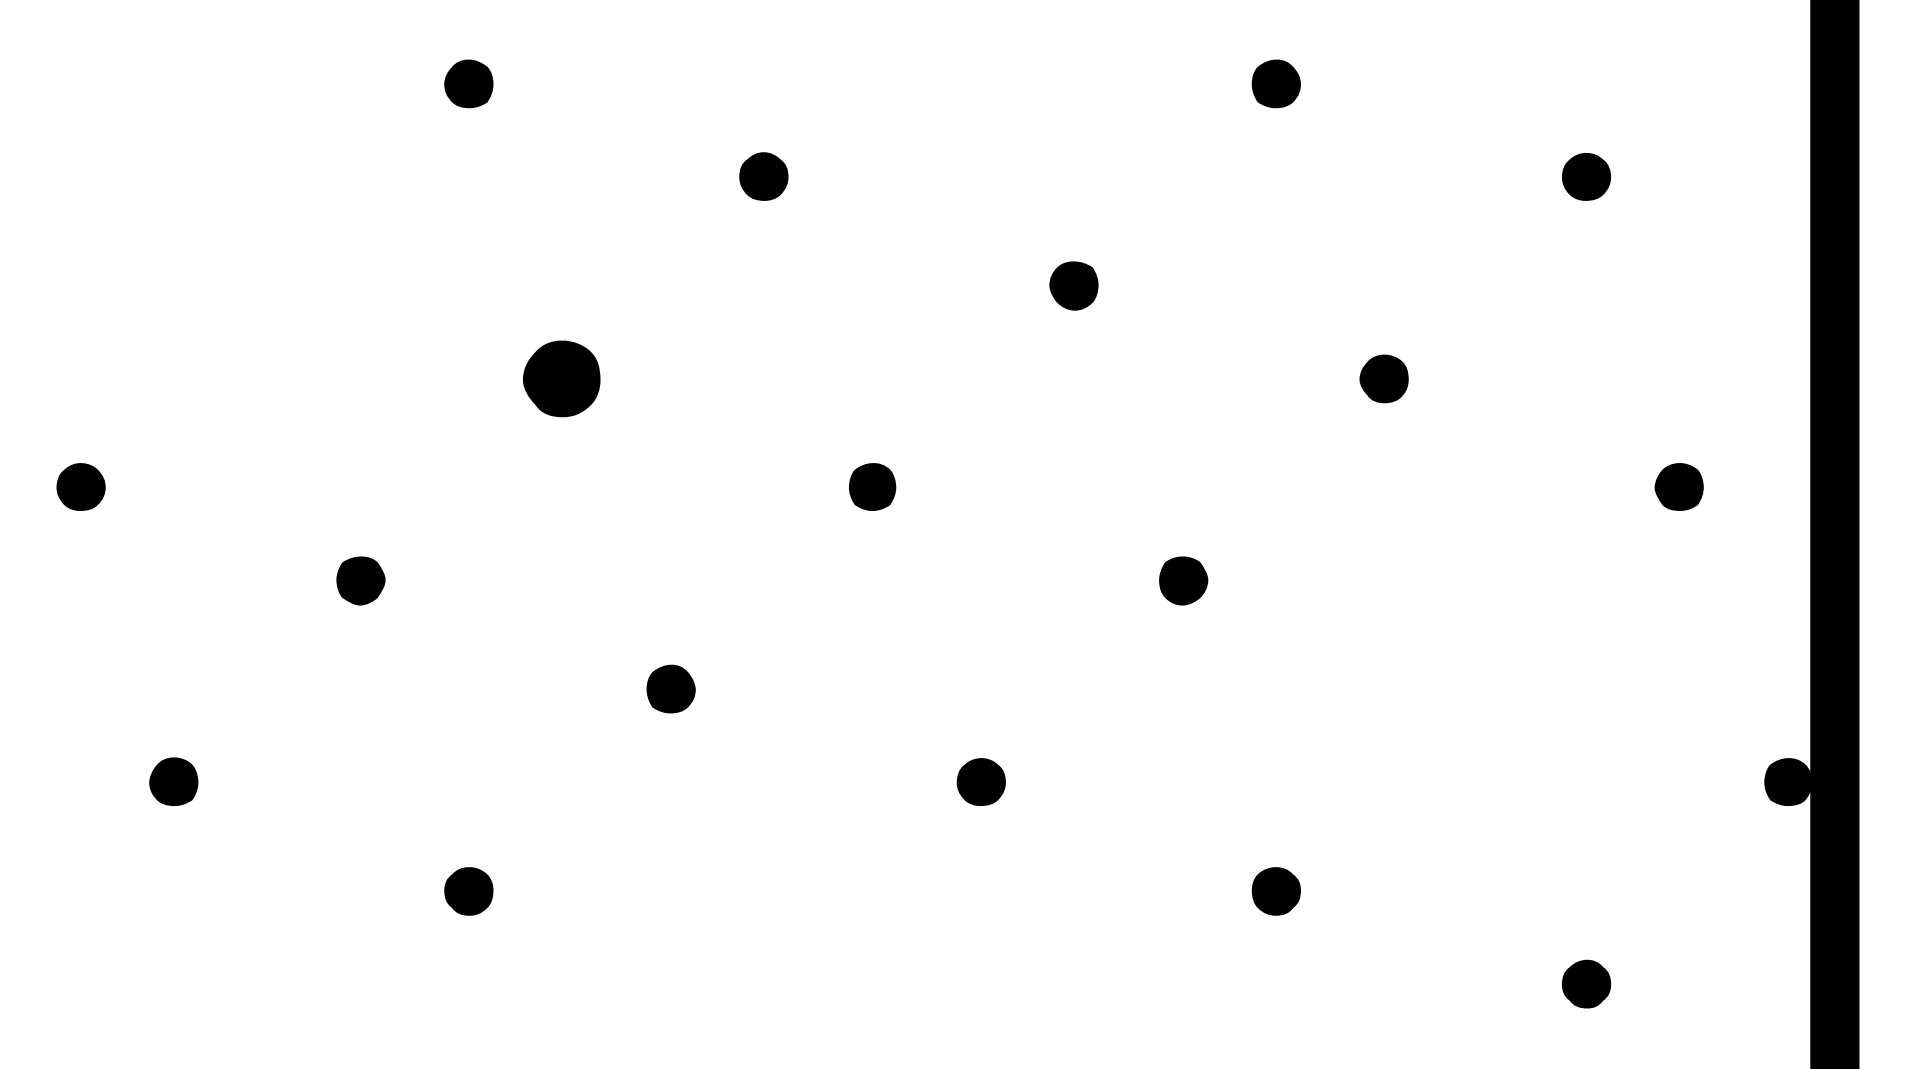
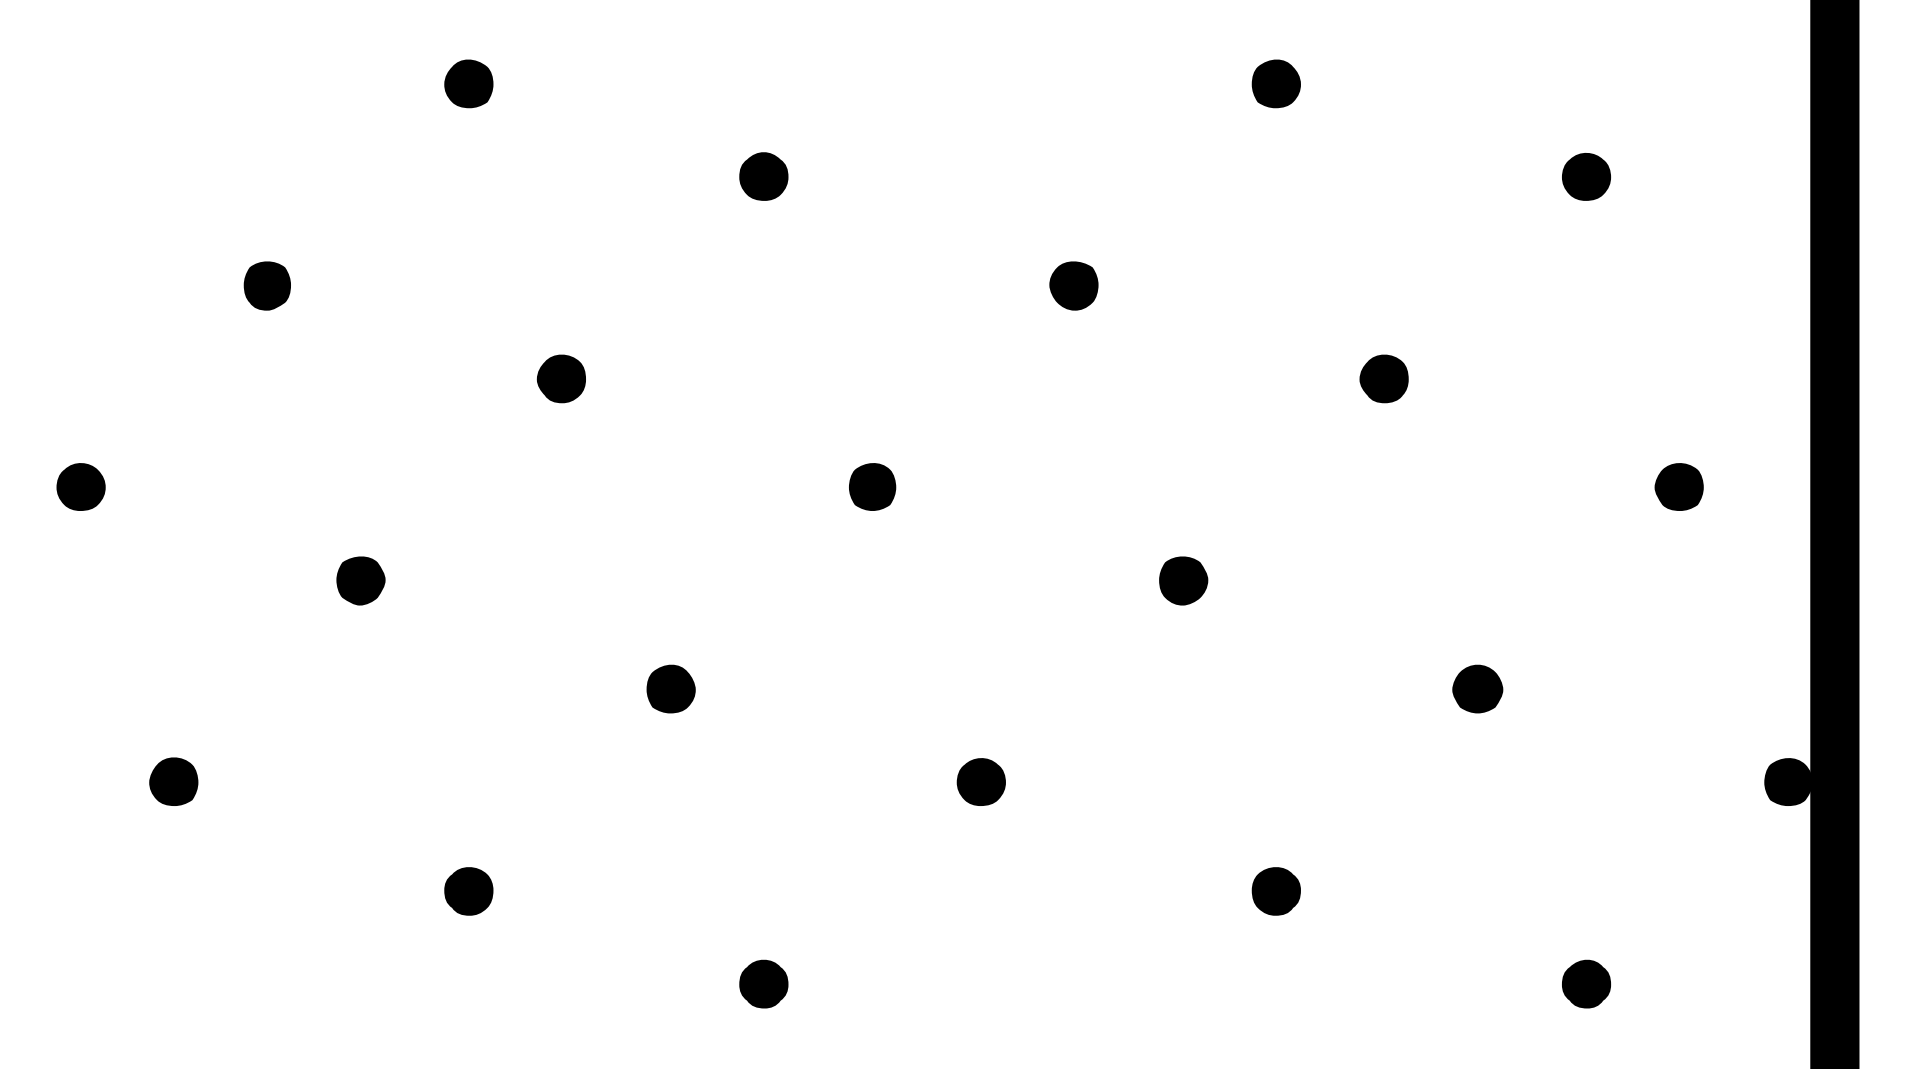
part: none -> present (266, 285)
part size: 78x78 px -> 50x50 px (560, 378)
part: none -> present (1477, 688)
part: none -> present (763, 983)
